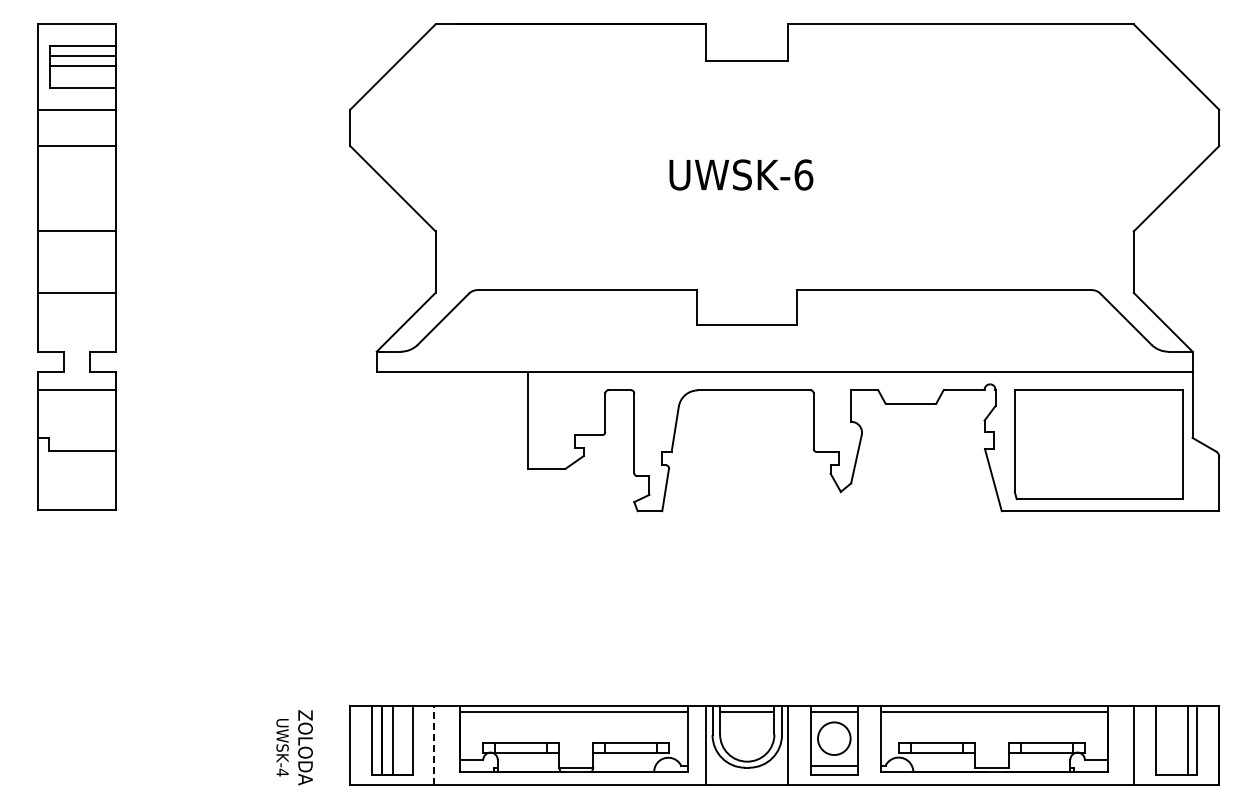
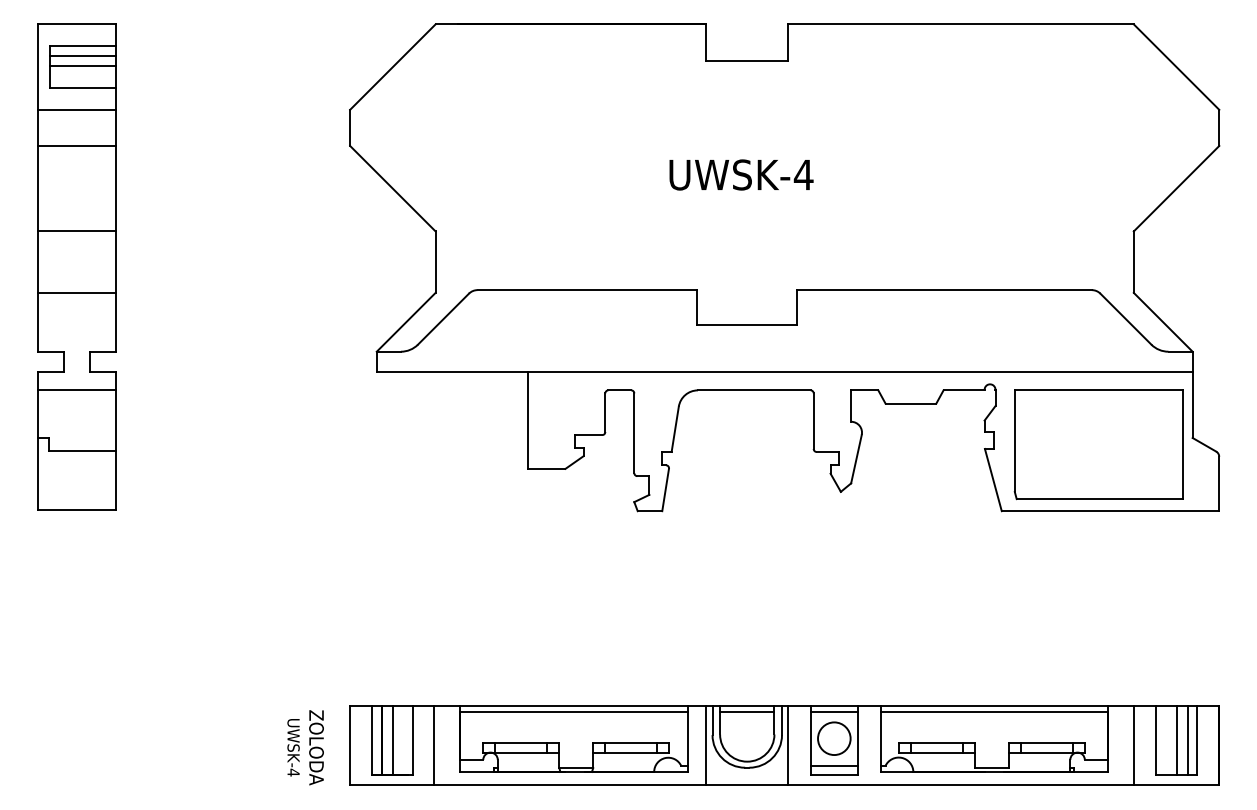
text: UWSK-6 -> UWSK-4 (803, 174)
line: none -> present (1176, 740)
line: dashed -> solid (433, 744)
text position: (294, 747) -> (305, 747) (305, 747)
